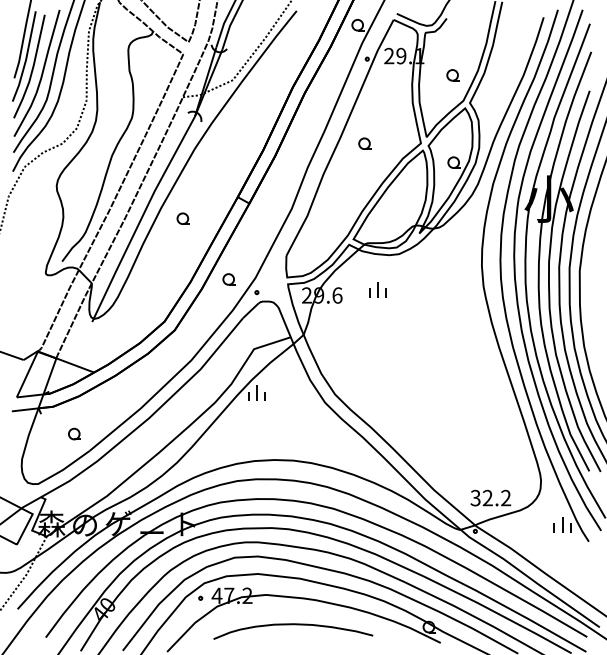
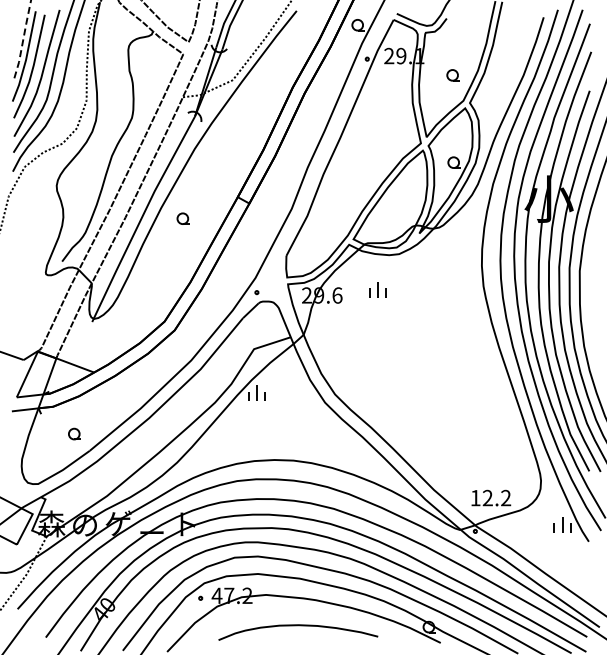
line: solid -> dashed (23, 39)
part: present -> none (364, 143)
part: present -> none (228, 279)
text: 32.2 -> 12.2 (475, 497)
curve position: (293, 625) -> (298, 626) (298, 626)
